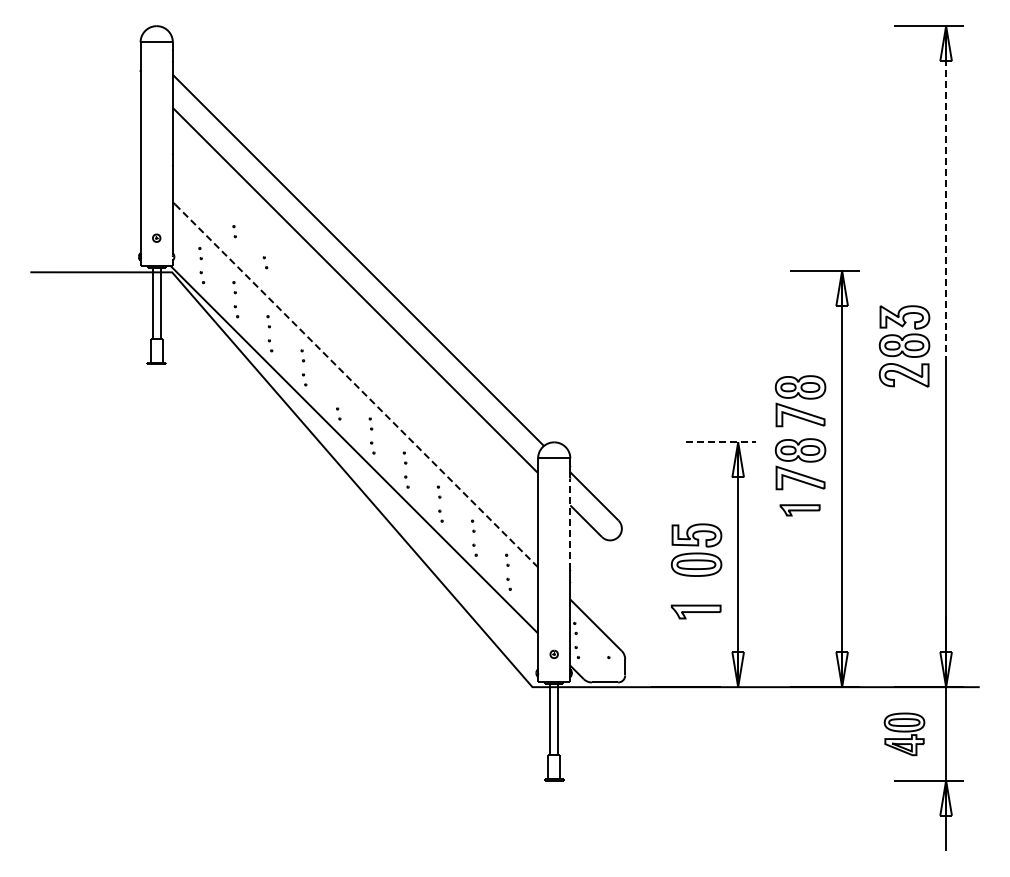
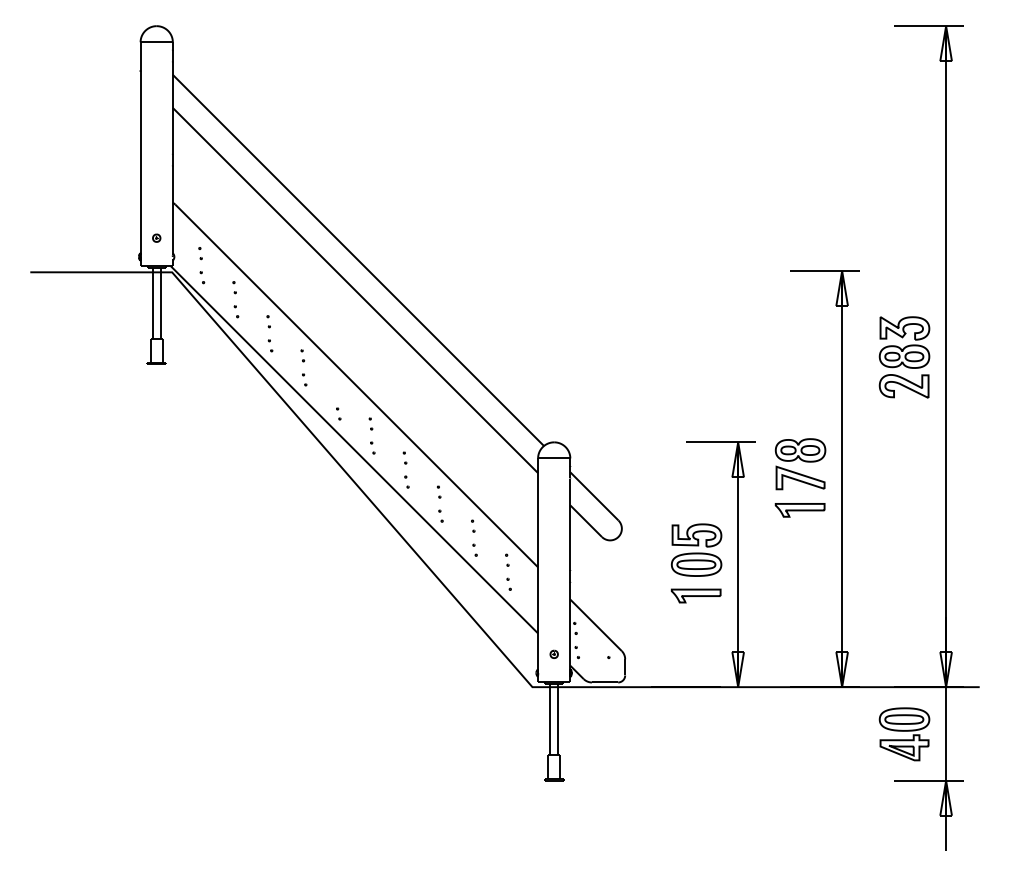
line: dashed -> solid (946, 191)
part: present -> none (234, 231)
part: present -> none (265, 262)
part position: (904, 346) -> (904, 357) (904, 357)
line: dashed -> solid (356, 385)
part: present -> none (800, 401)
line: dashed -> solid (721, 442)
part size: 42x13 px -> 52x15 px (799, 510)
line: dashed -> solid (570, 524)
part position: (695, 611) -> (695, 595) (695, 595)
part size: 43x45 px -> 53x55 px (904, 734)
